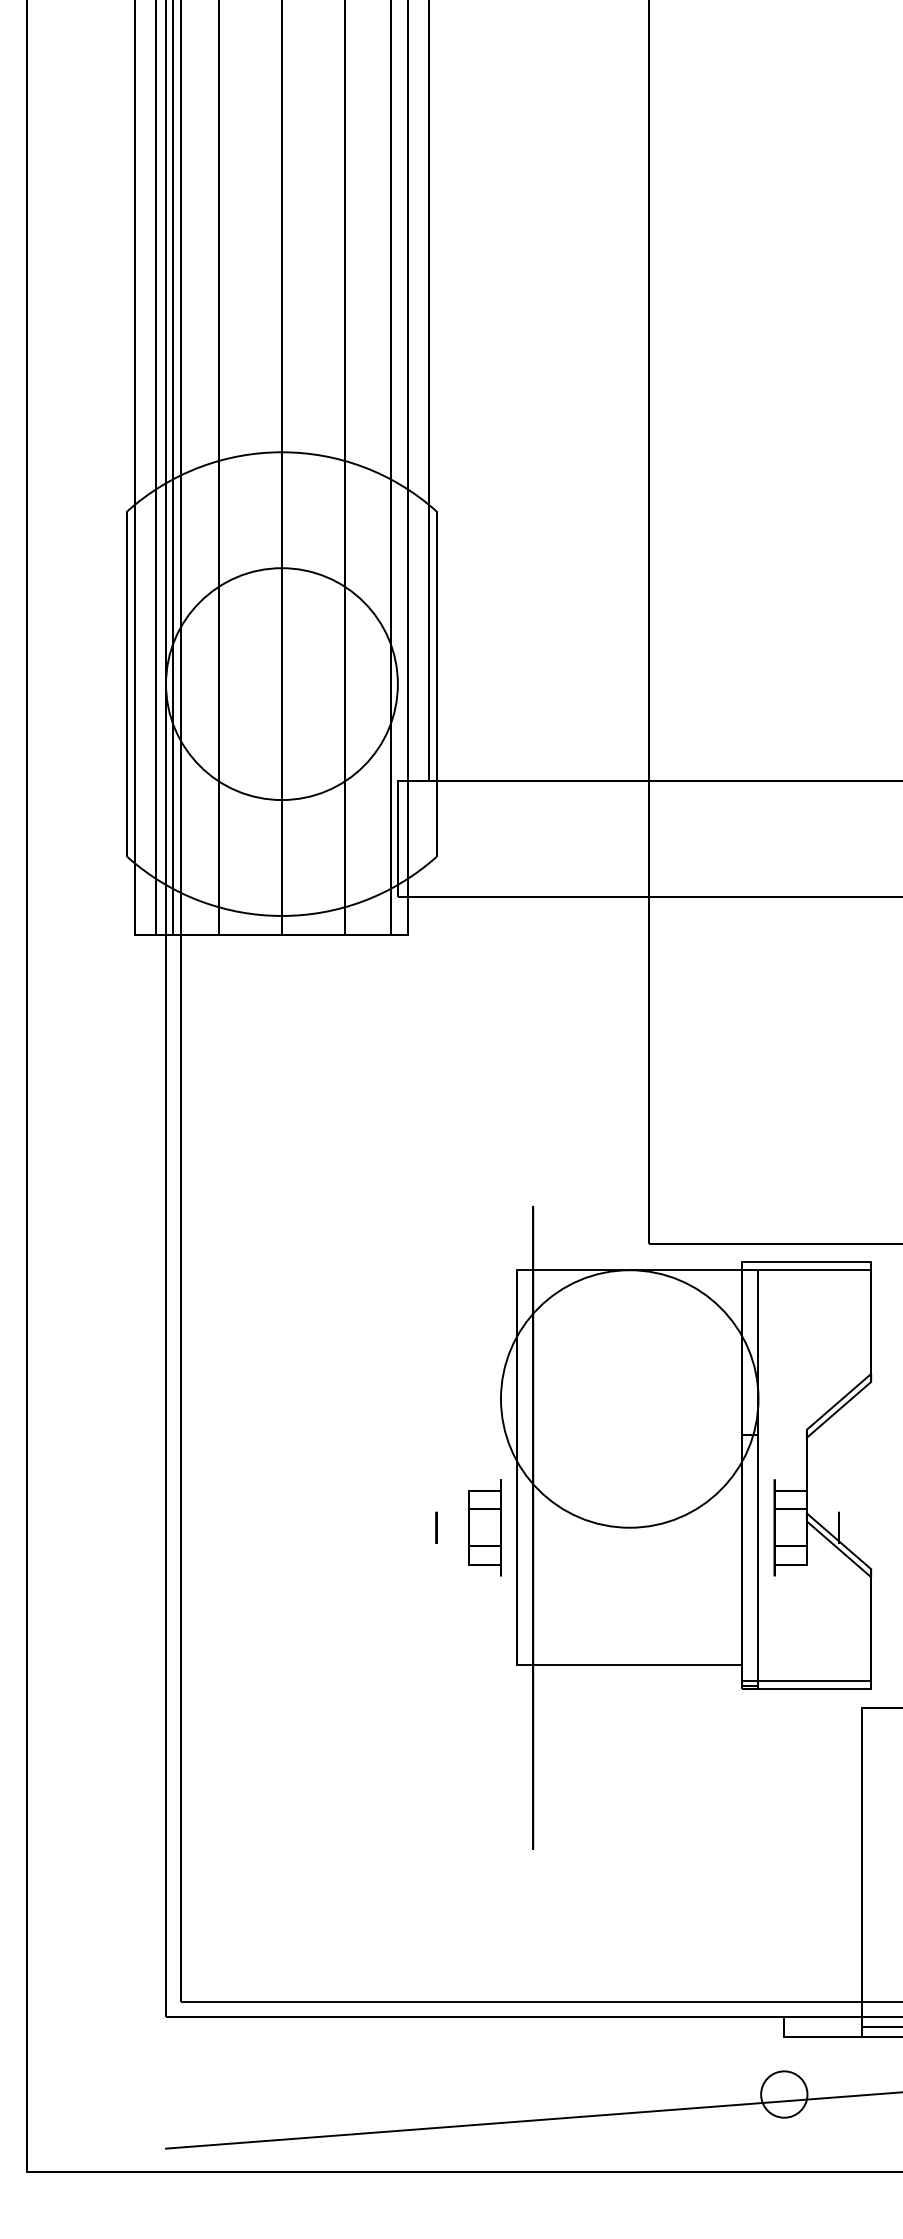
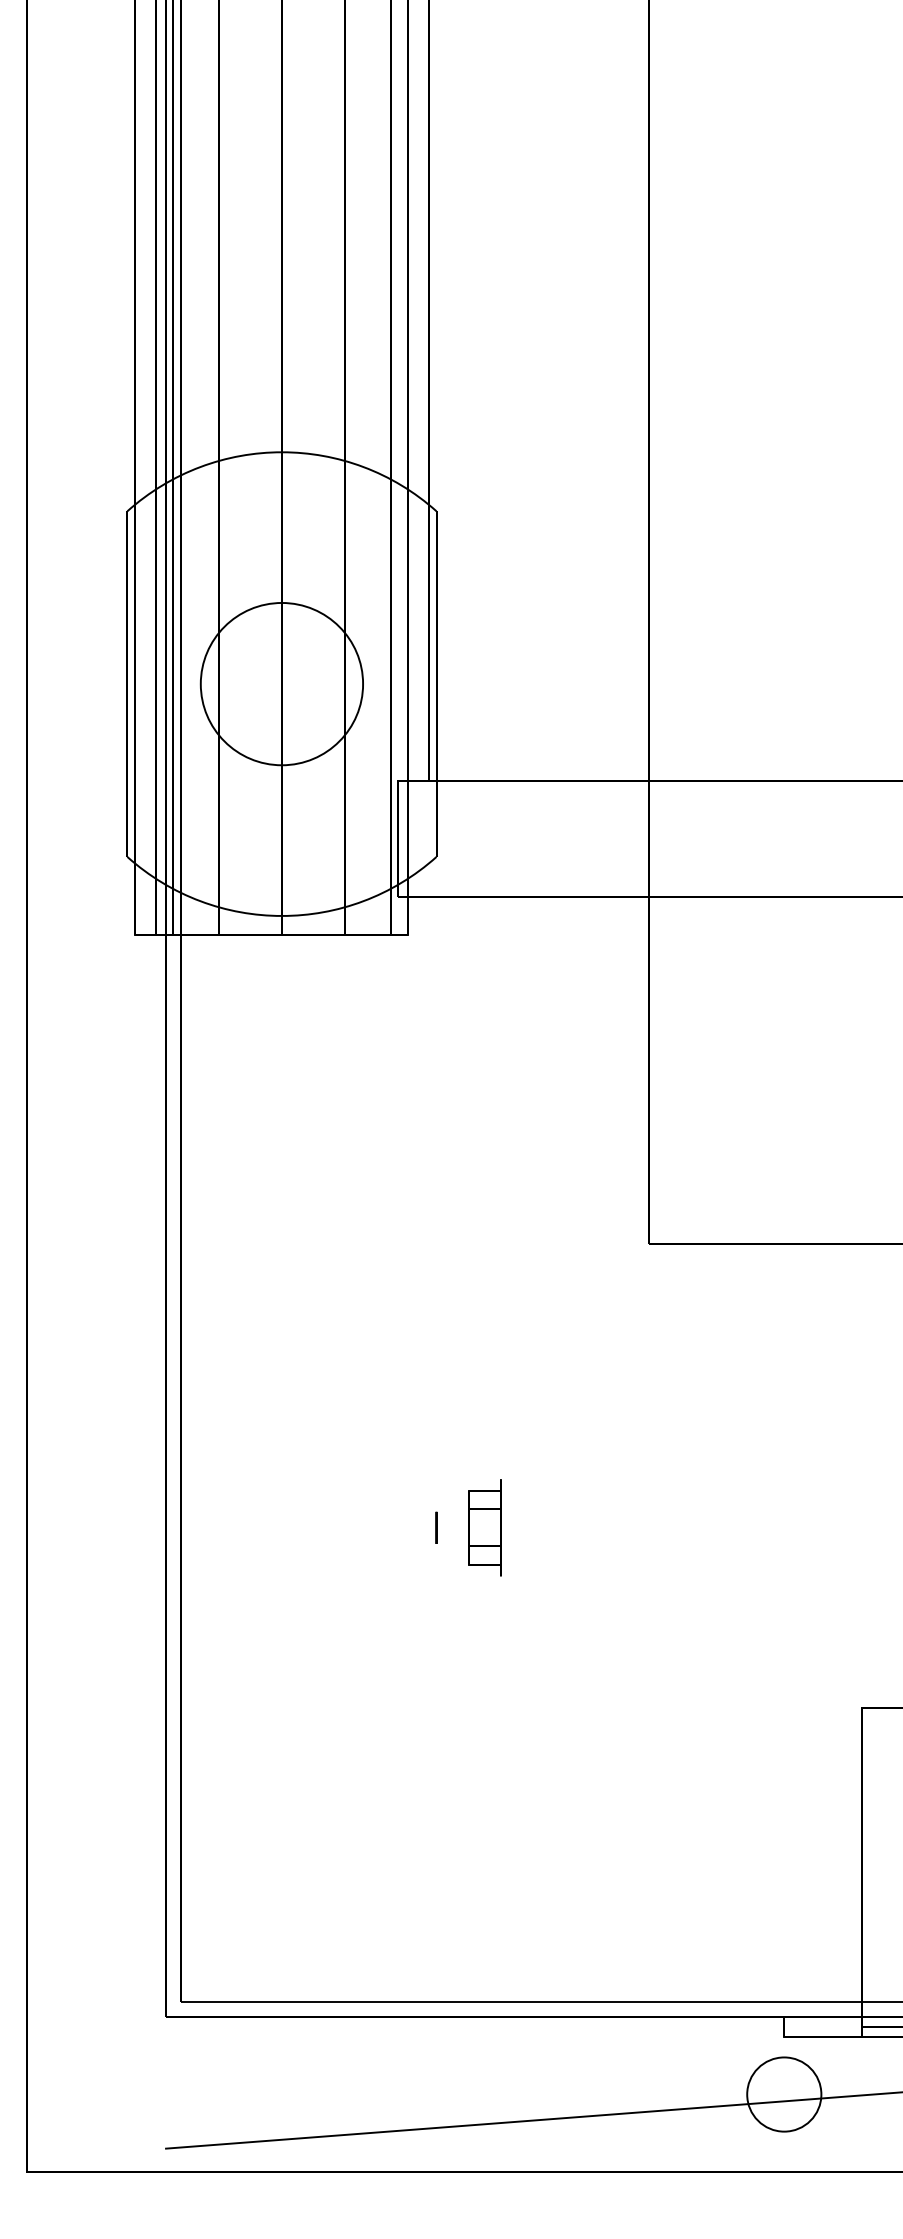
circle diameter: 232 px -> 162 px (281, 683)
part: present -> none (686, 1527)
circle diameter: 46 px -> 74 px (784, 2094)
